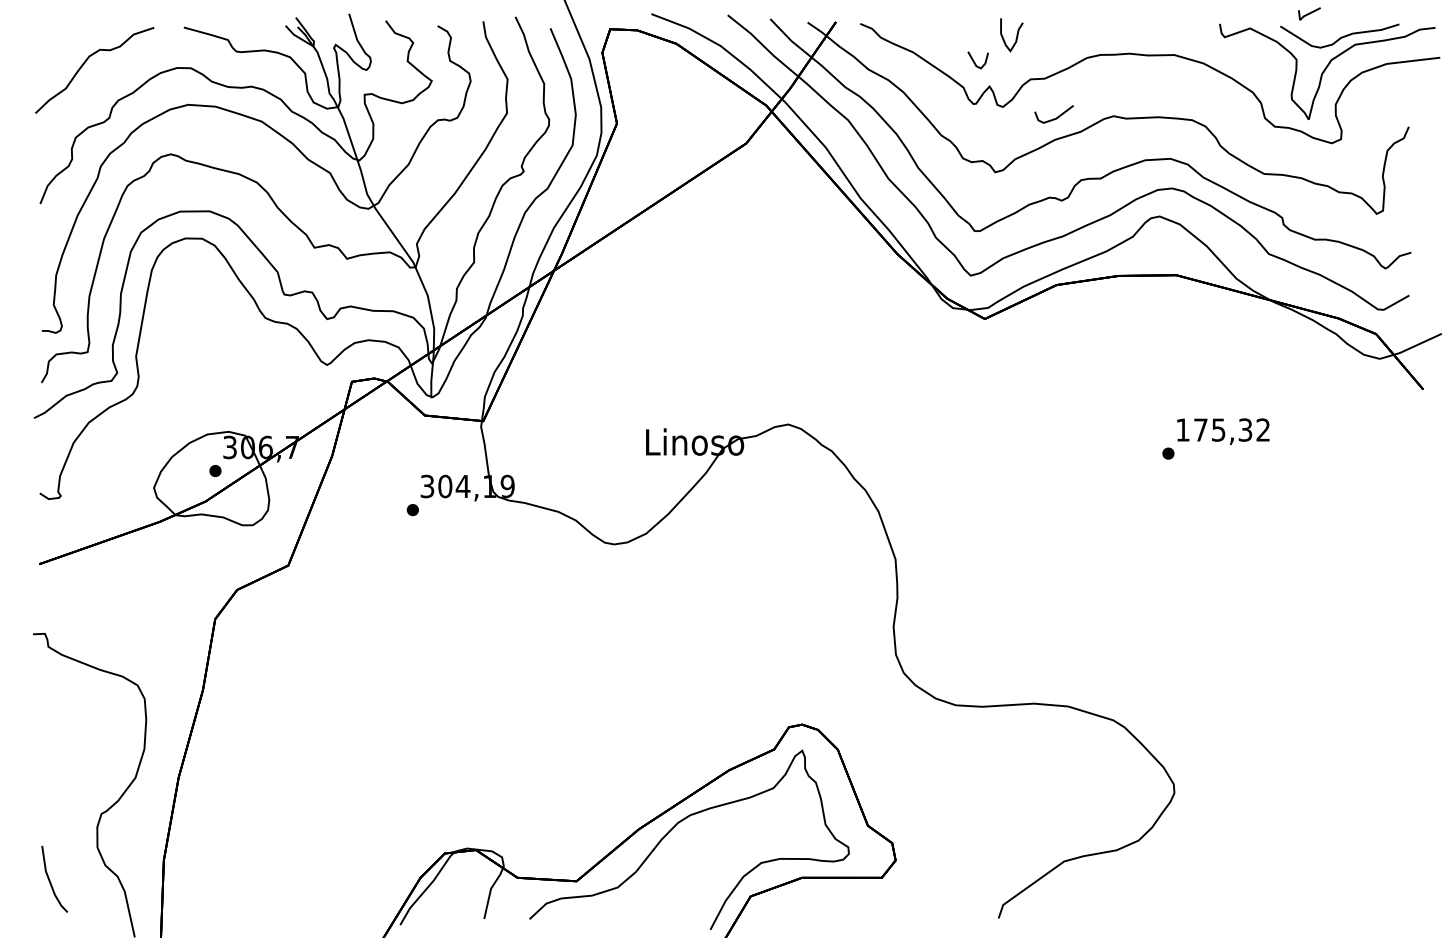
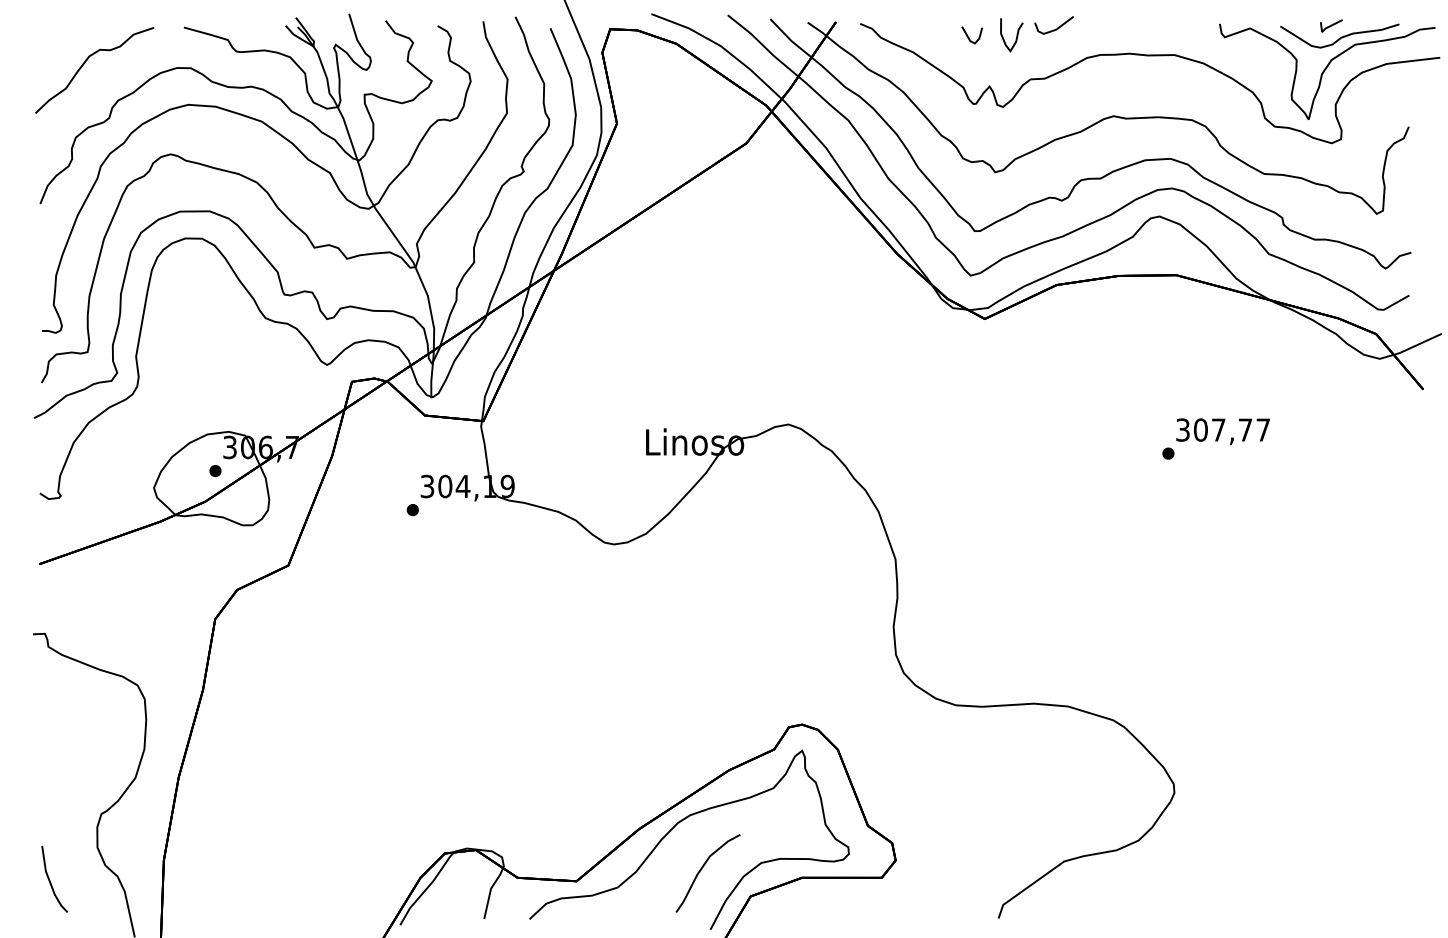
line position: (1309, 13) -> (1331, 25) (1331, 25)
line position: (975, 62) -> (969, 37) (969, 37)
line position: (1053, 118) -> (1053, 29) (1053, 29)
text: 175,32 -> 307,77 (1222, 429)
curve: none -> present (702, 869)
